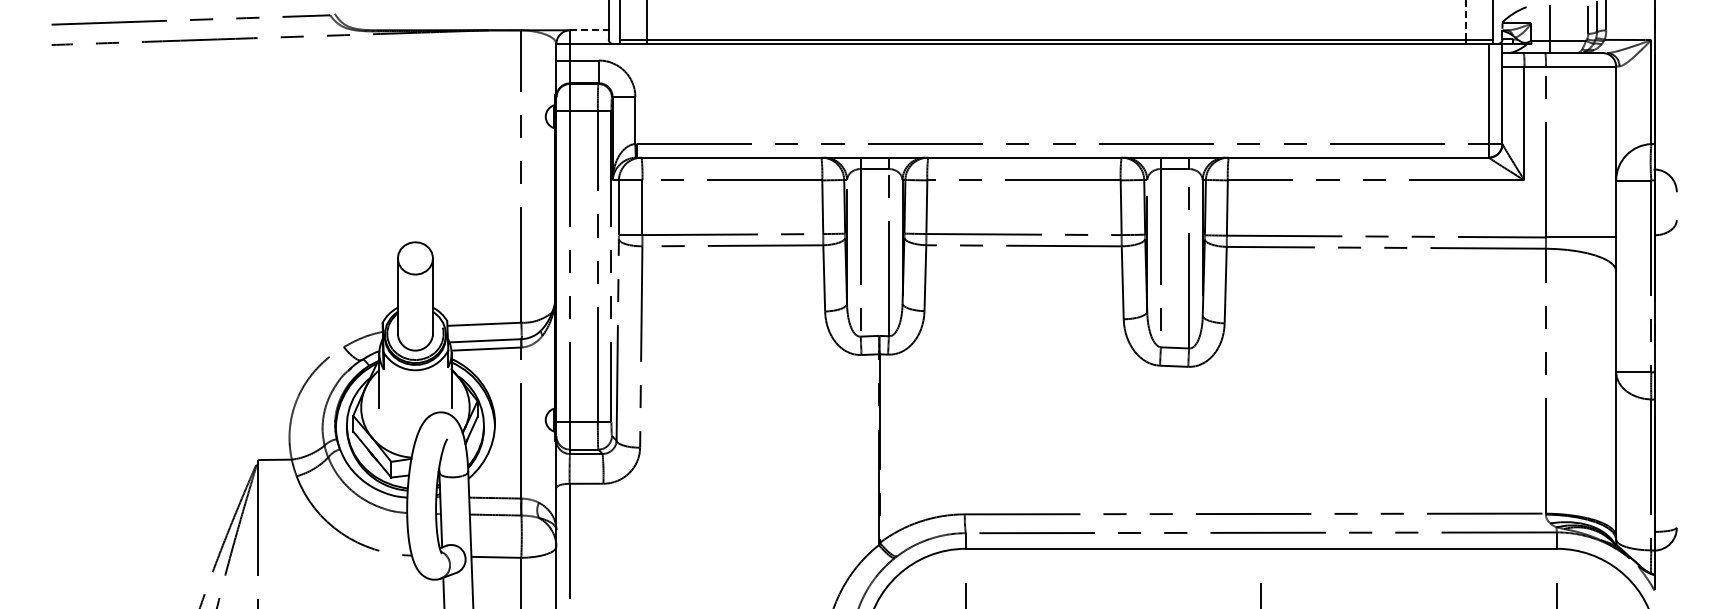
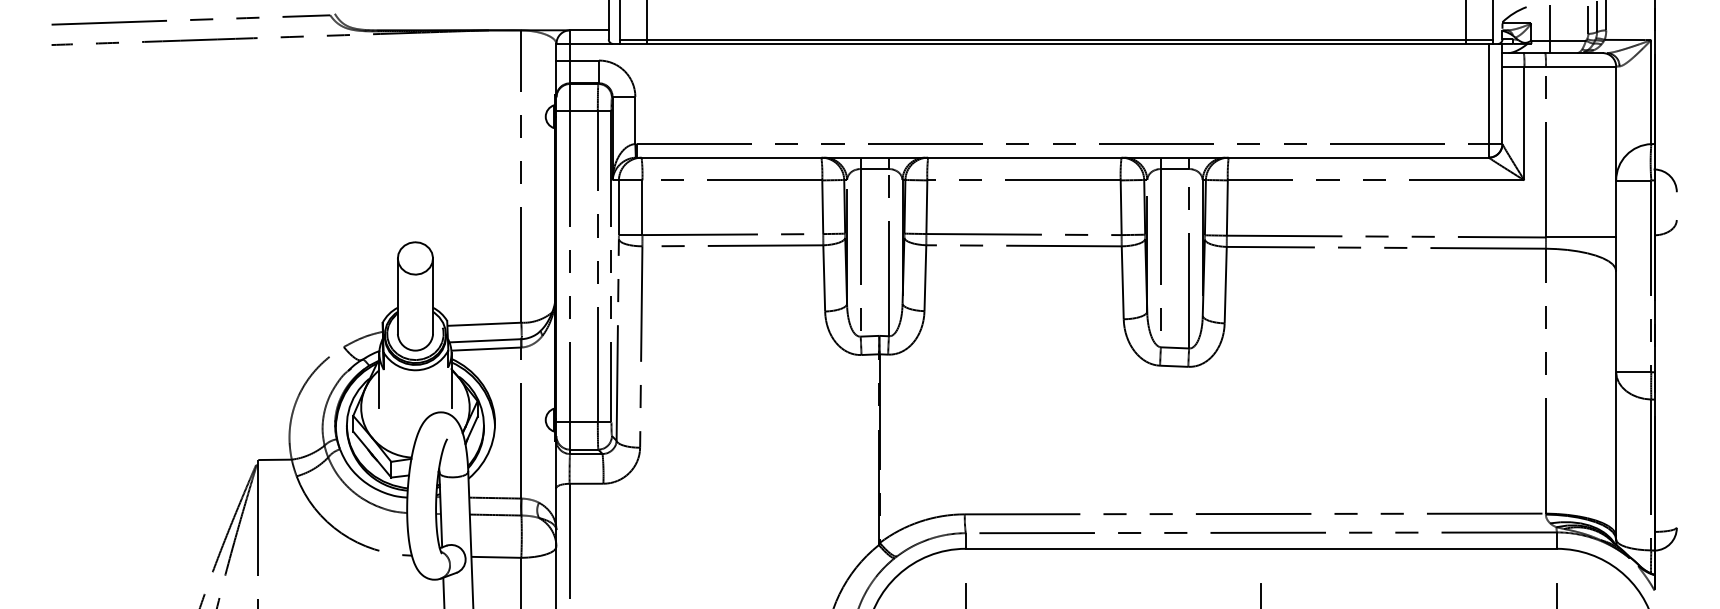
line: dashed -> solid (1465, 19)
line: dashed -> solid (589, 30)
